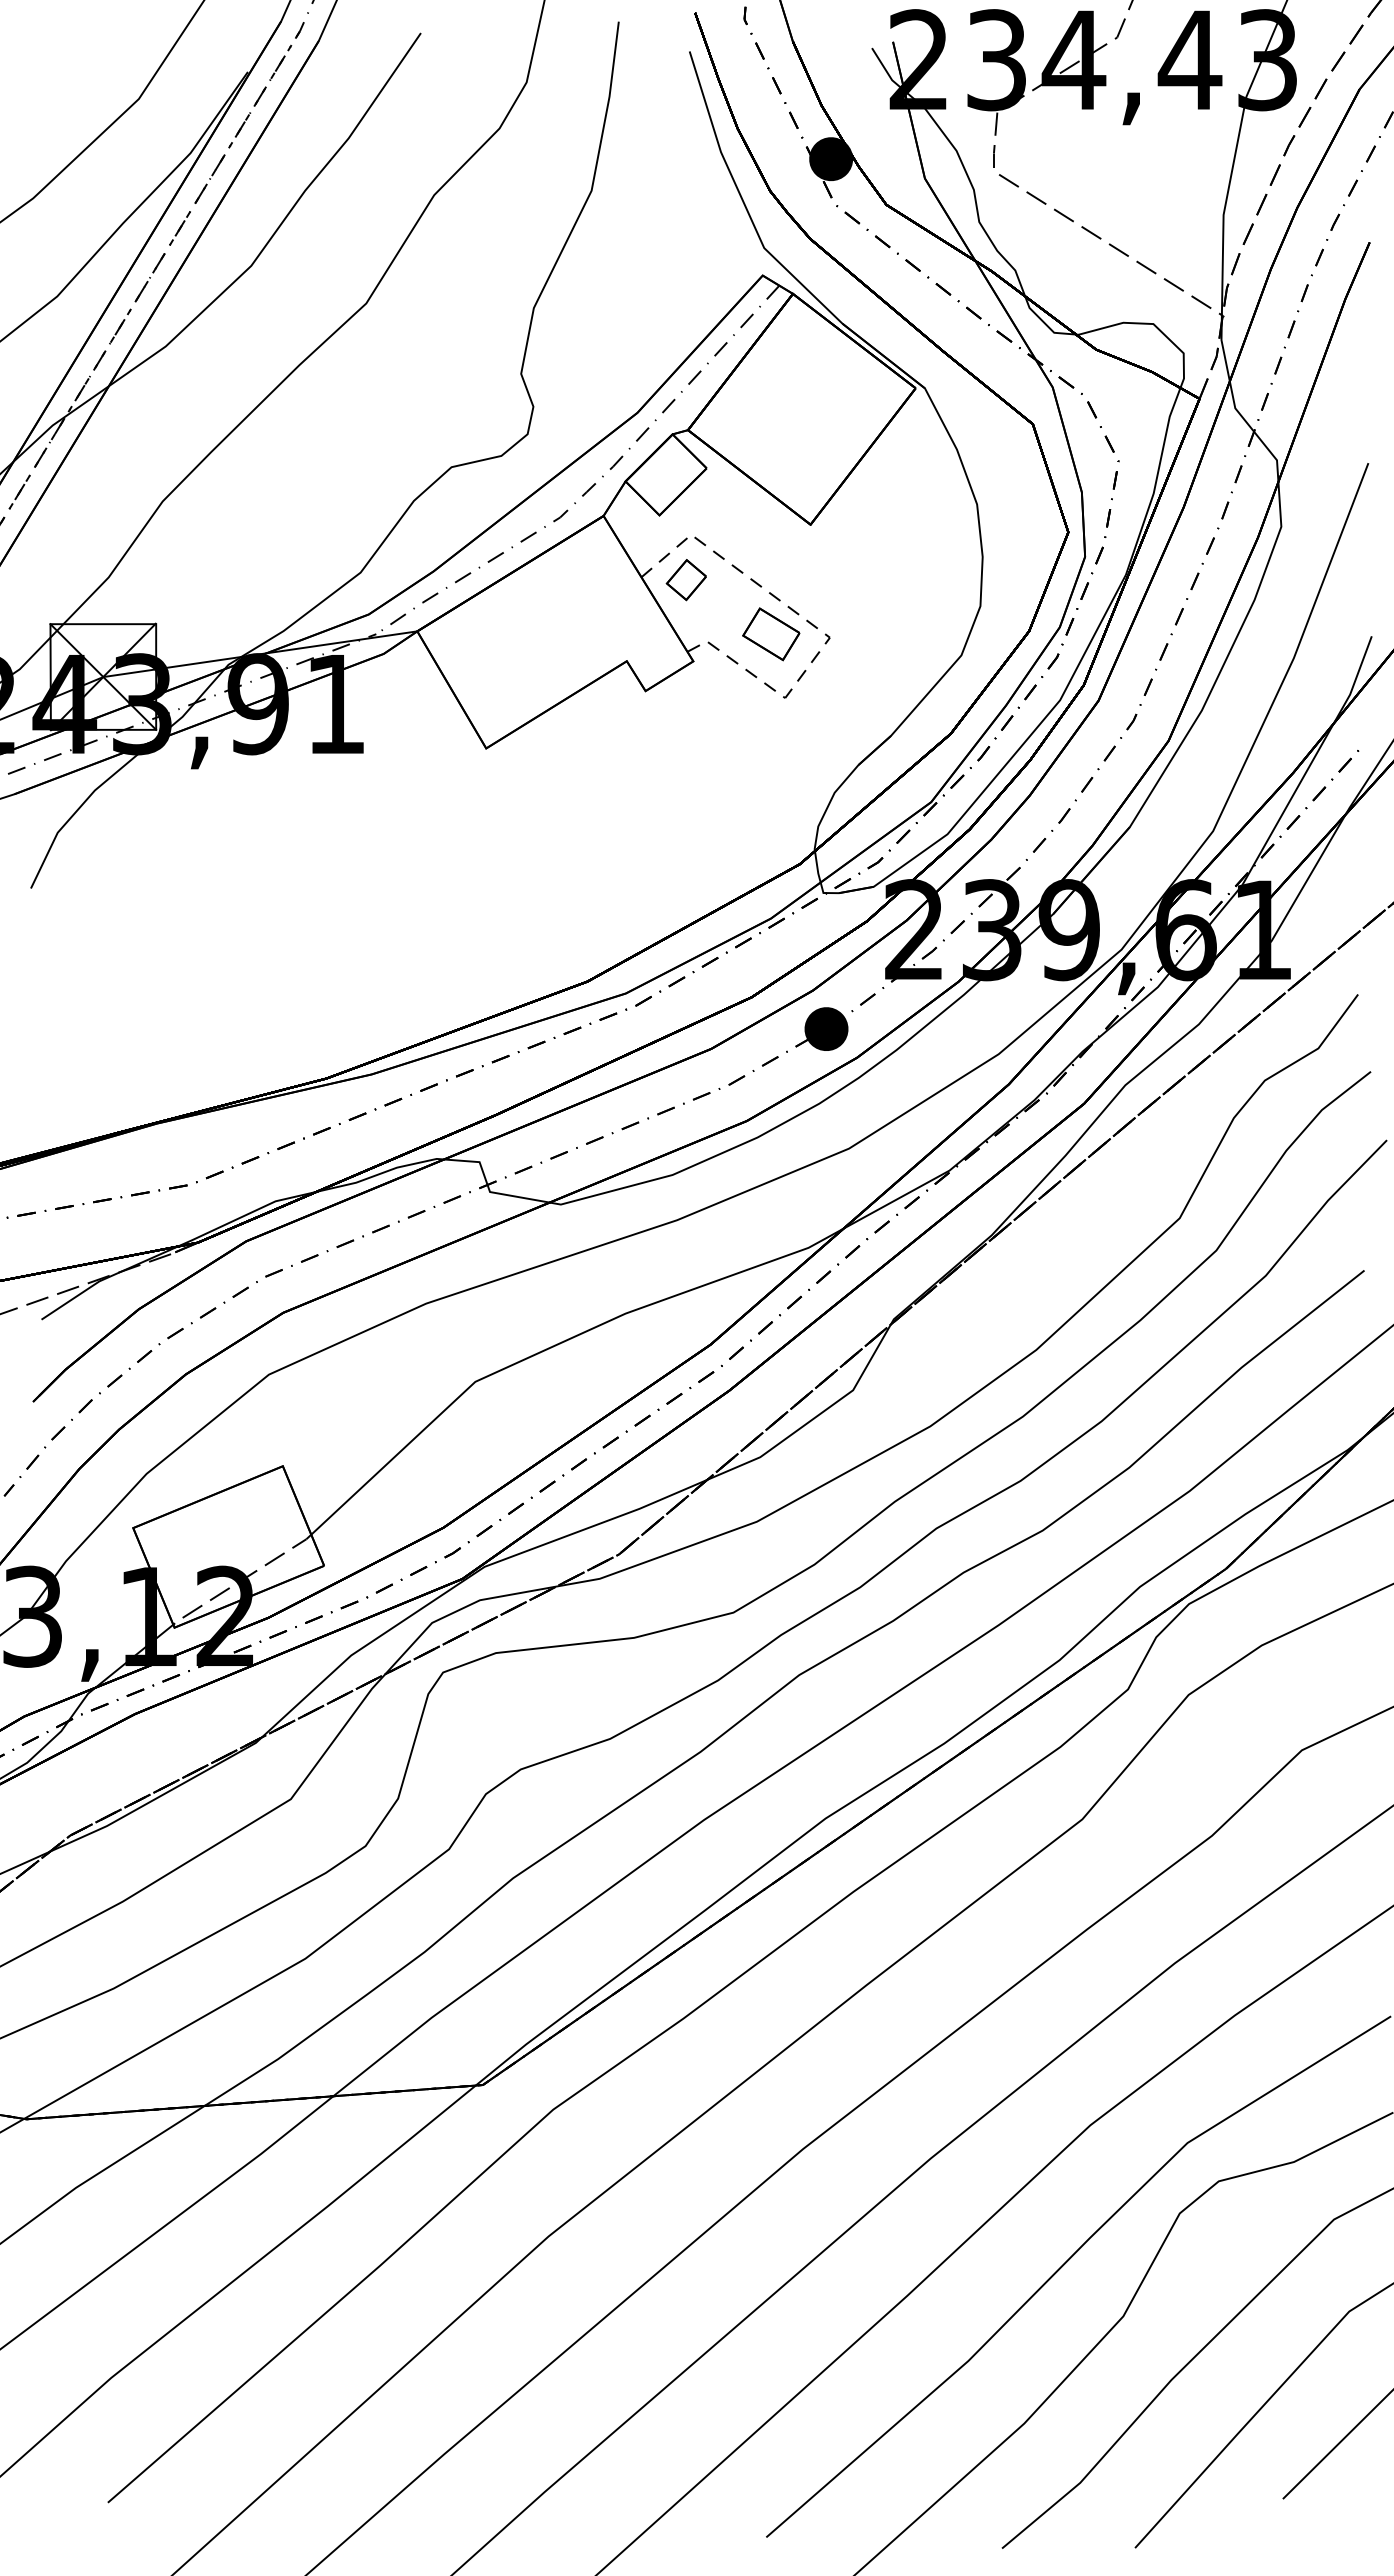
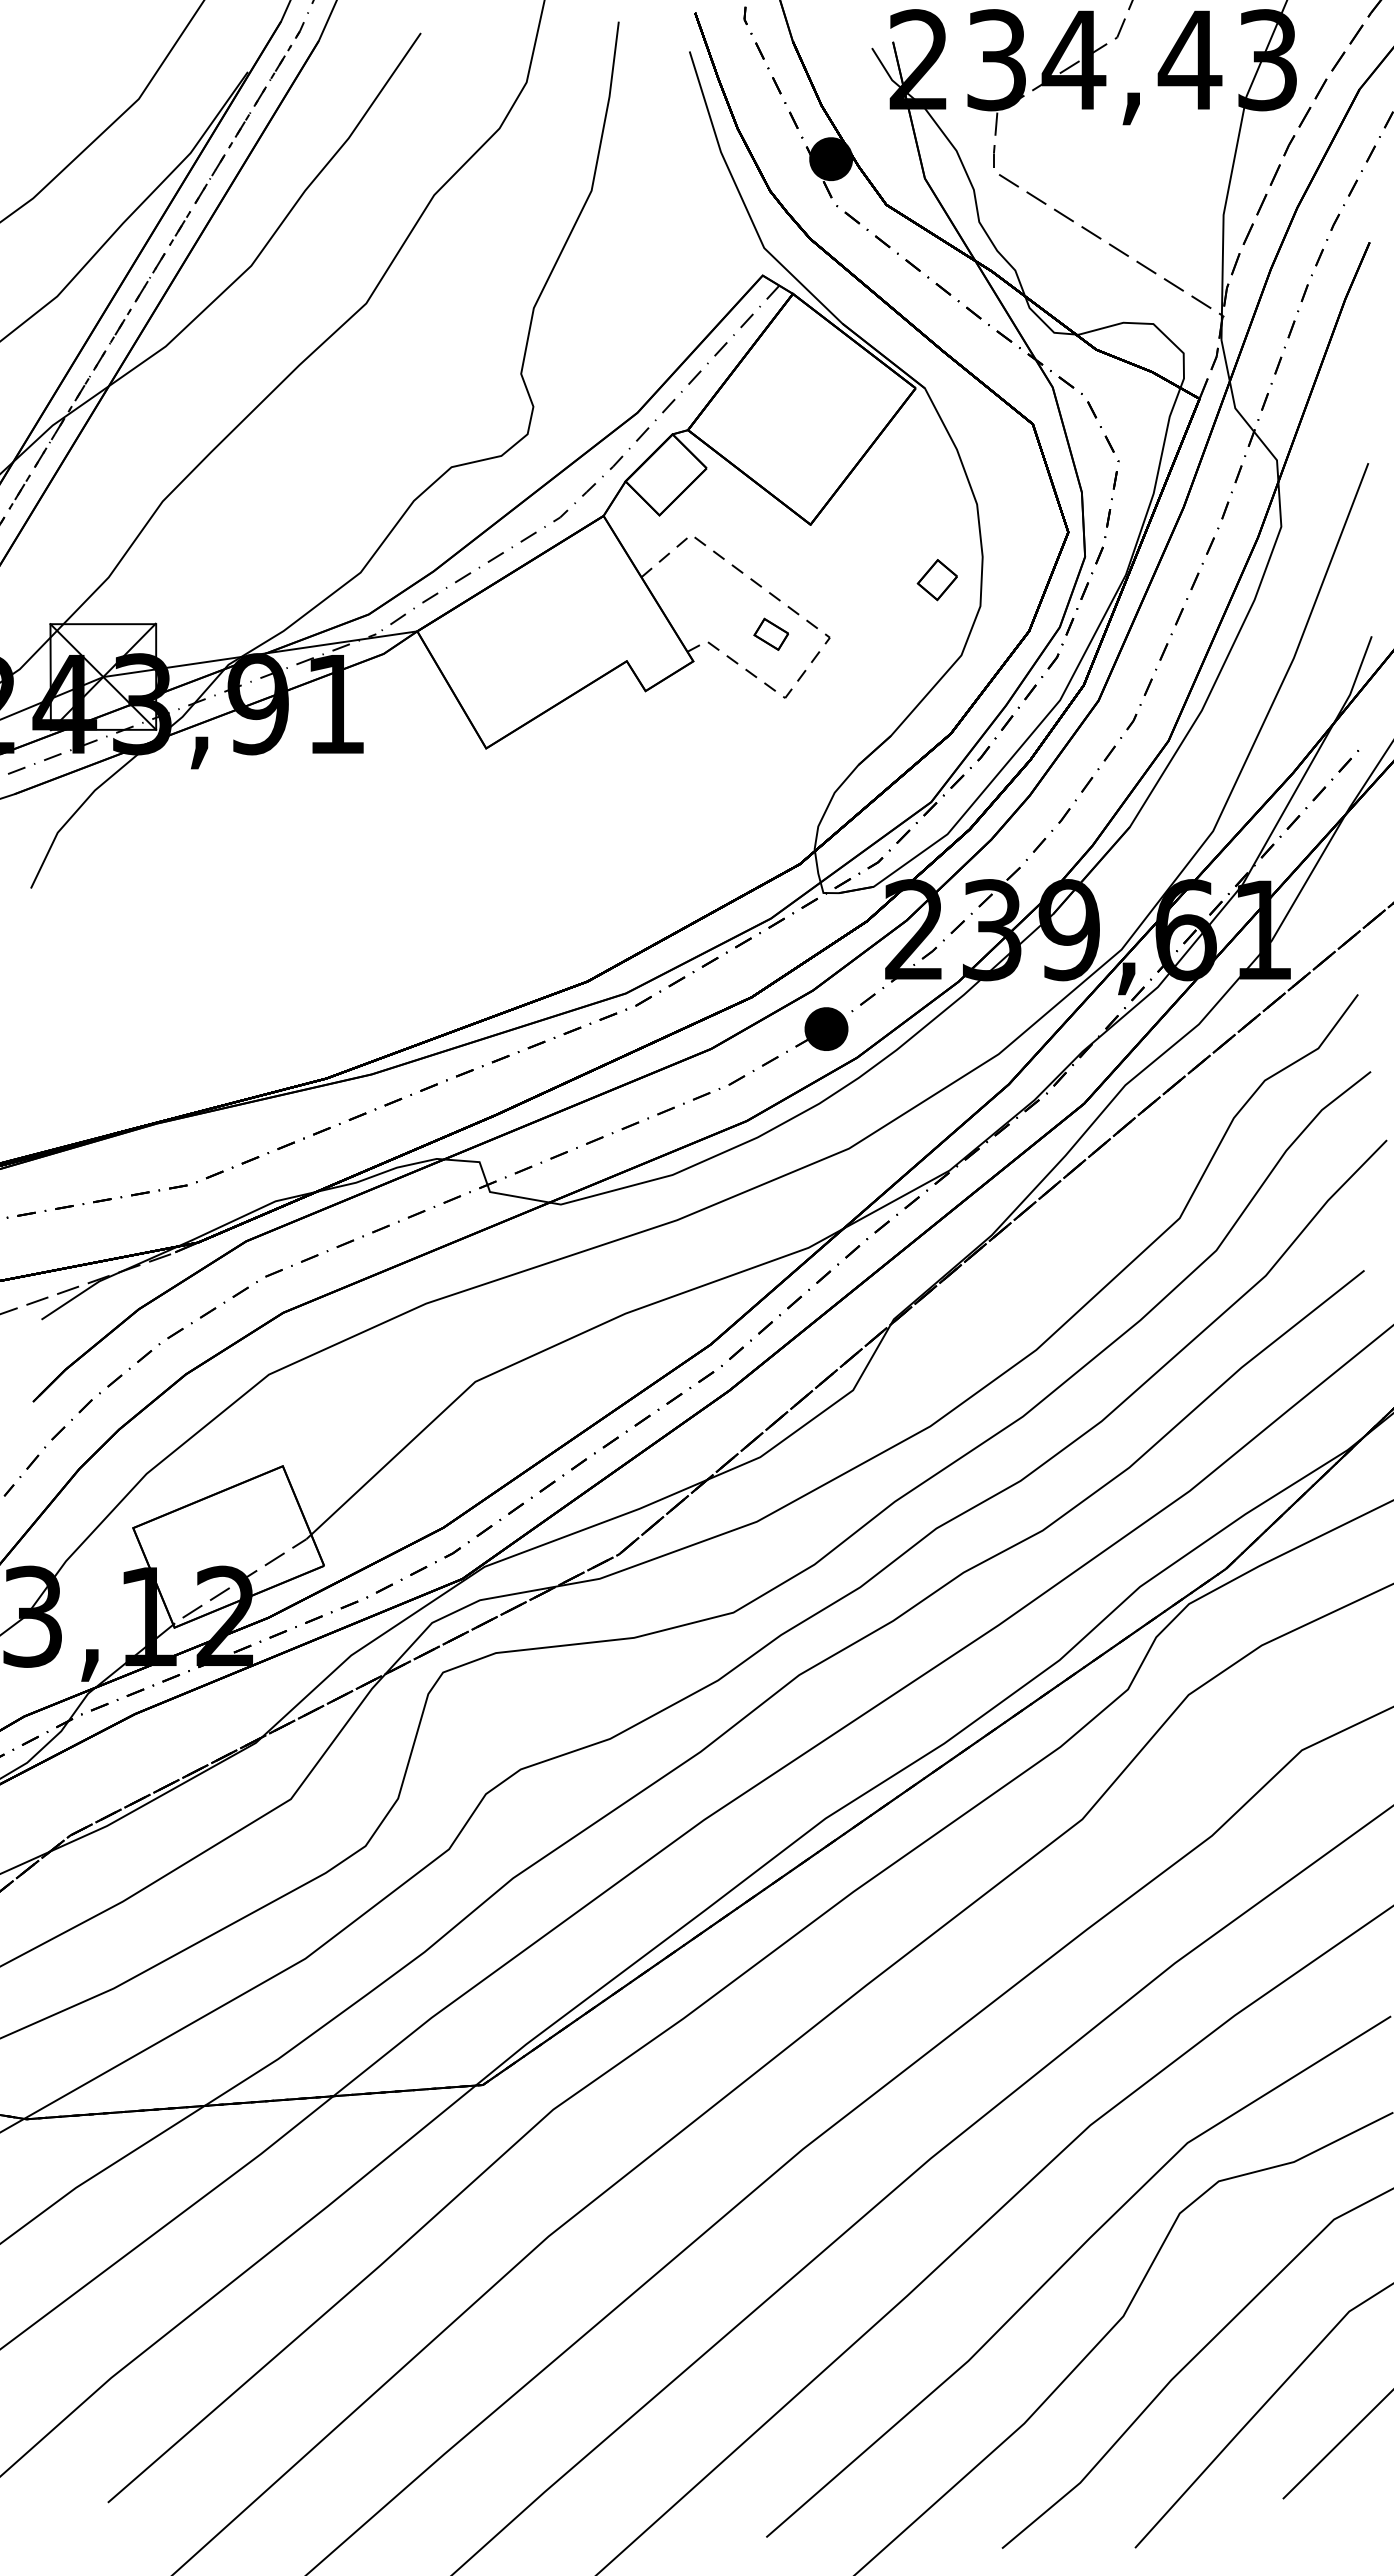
part position: (685, 580) -> (936, 580) (936, 580)
part size: 59x55 px -> 36x34 px (770, 633)
